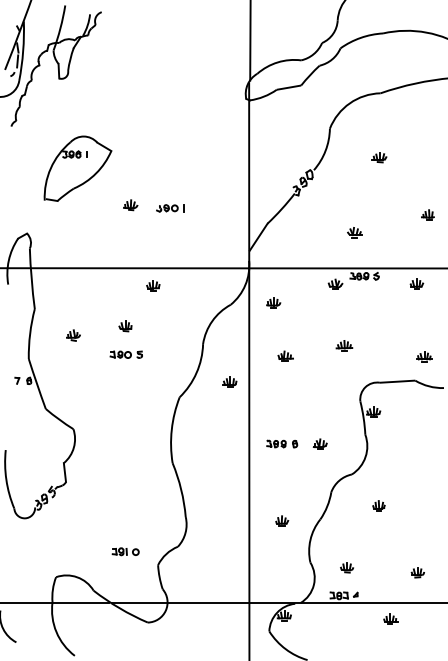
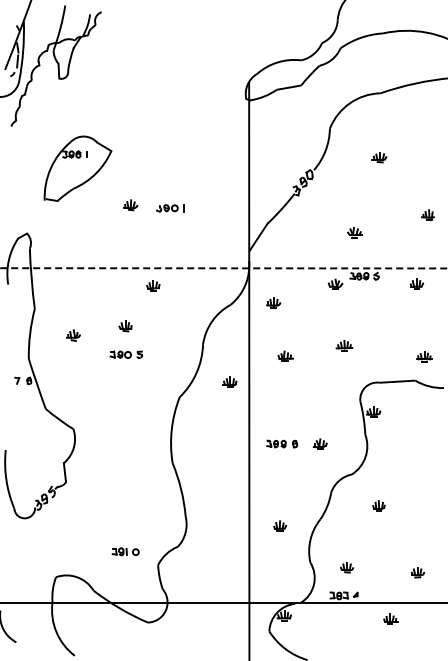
line: present -> none (250, 41)
line: solid -> dashed (223, 268)
part position: (282, 520) -> (280, 525) (280, 525)
